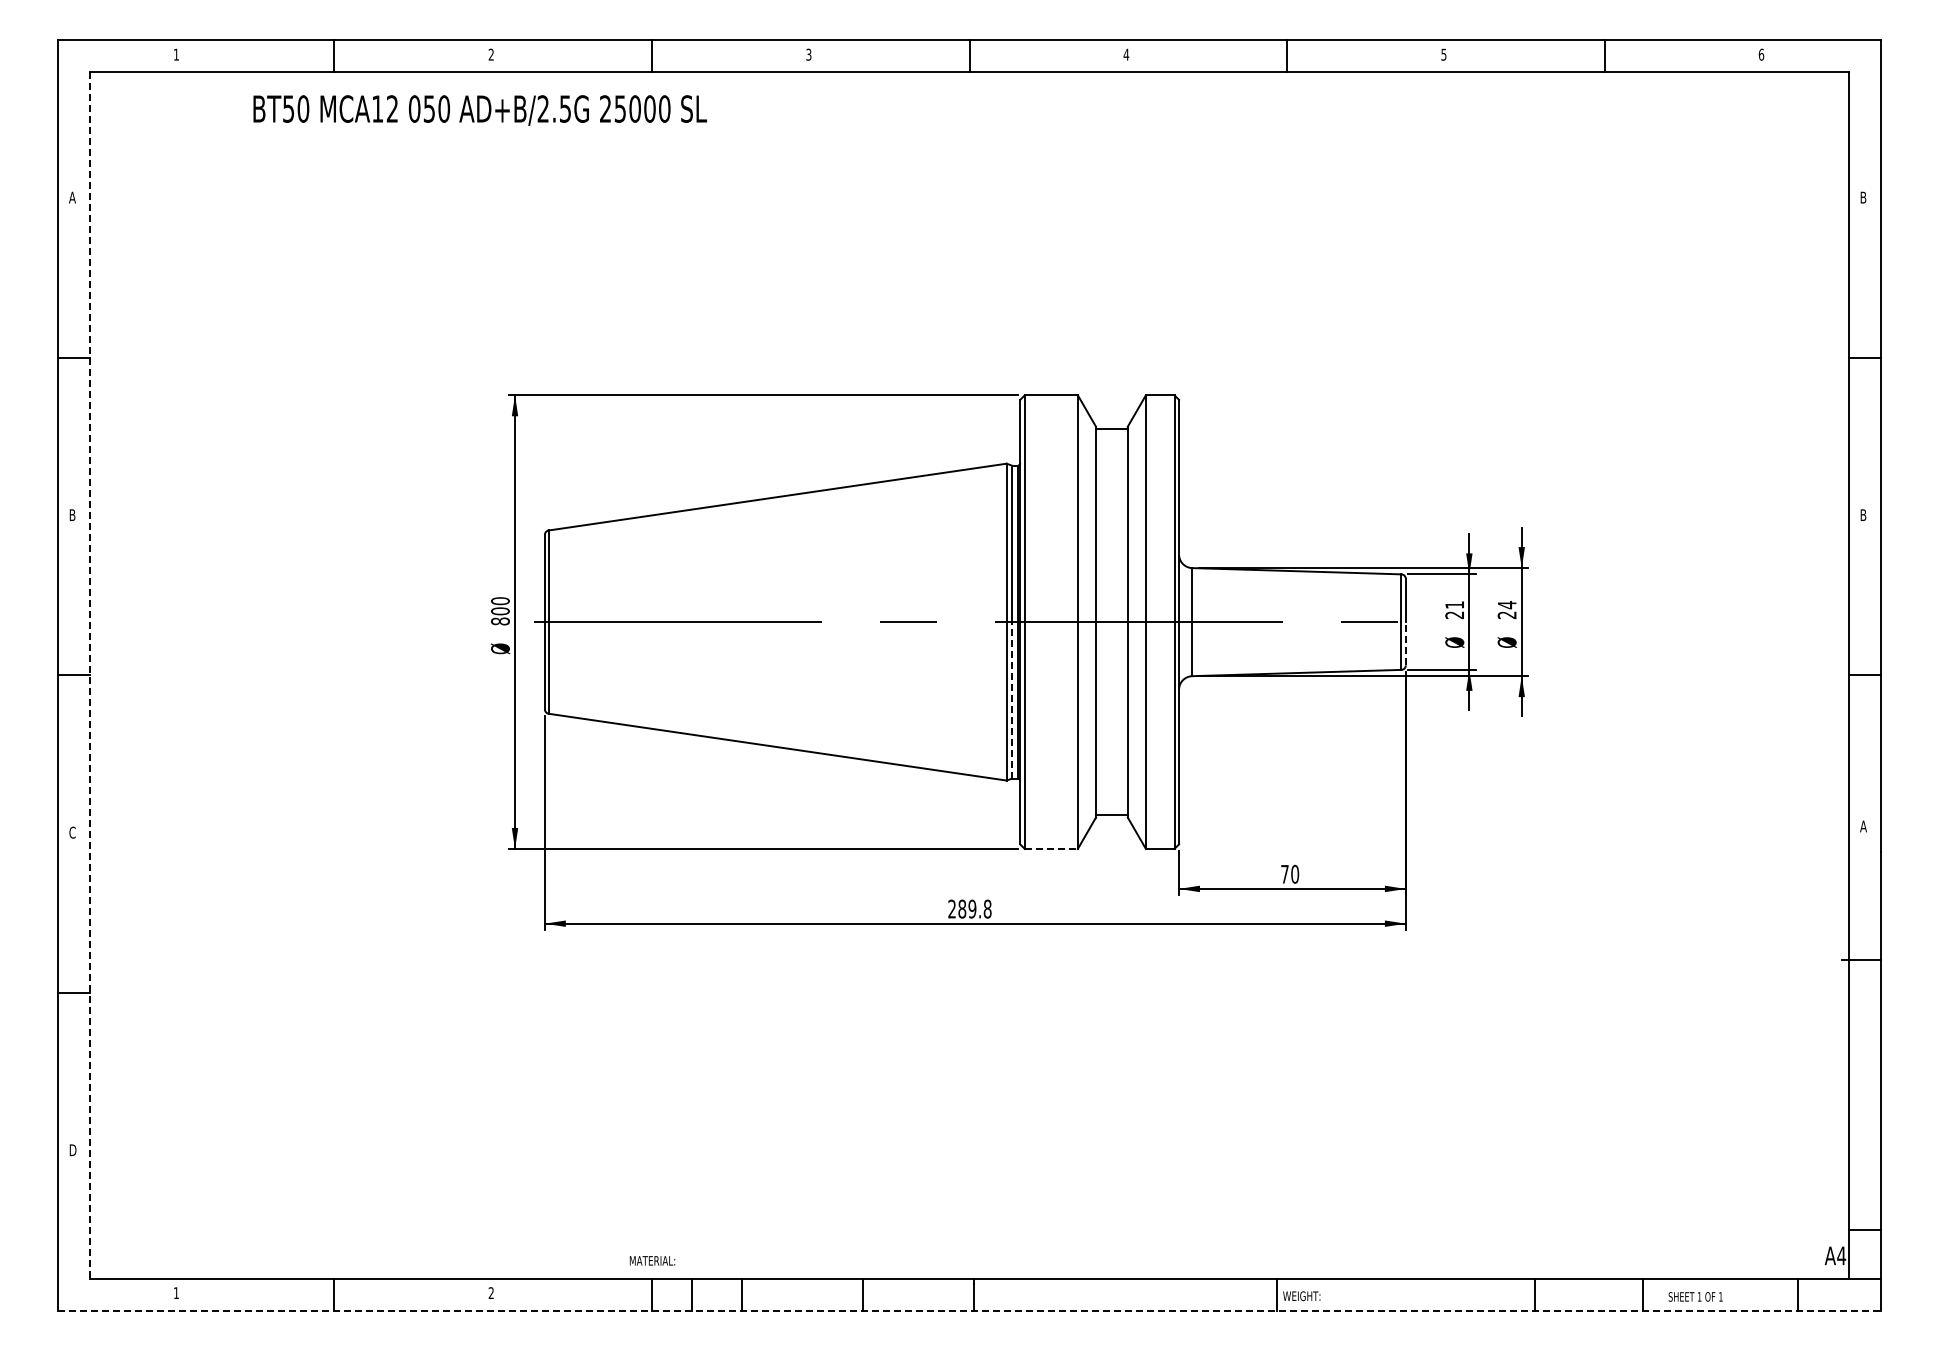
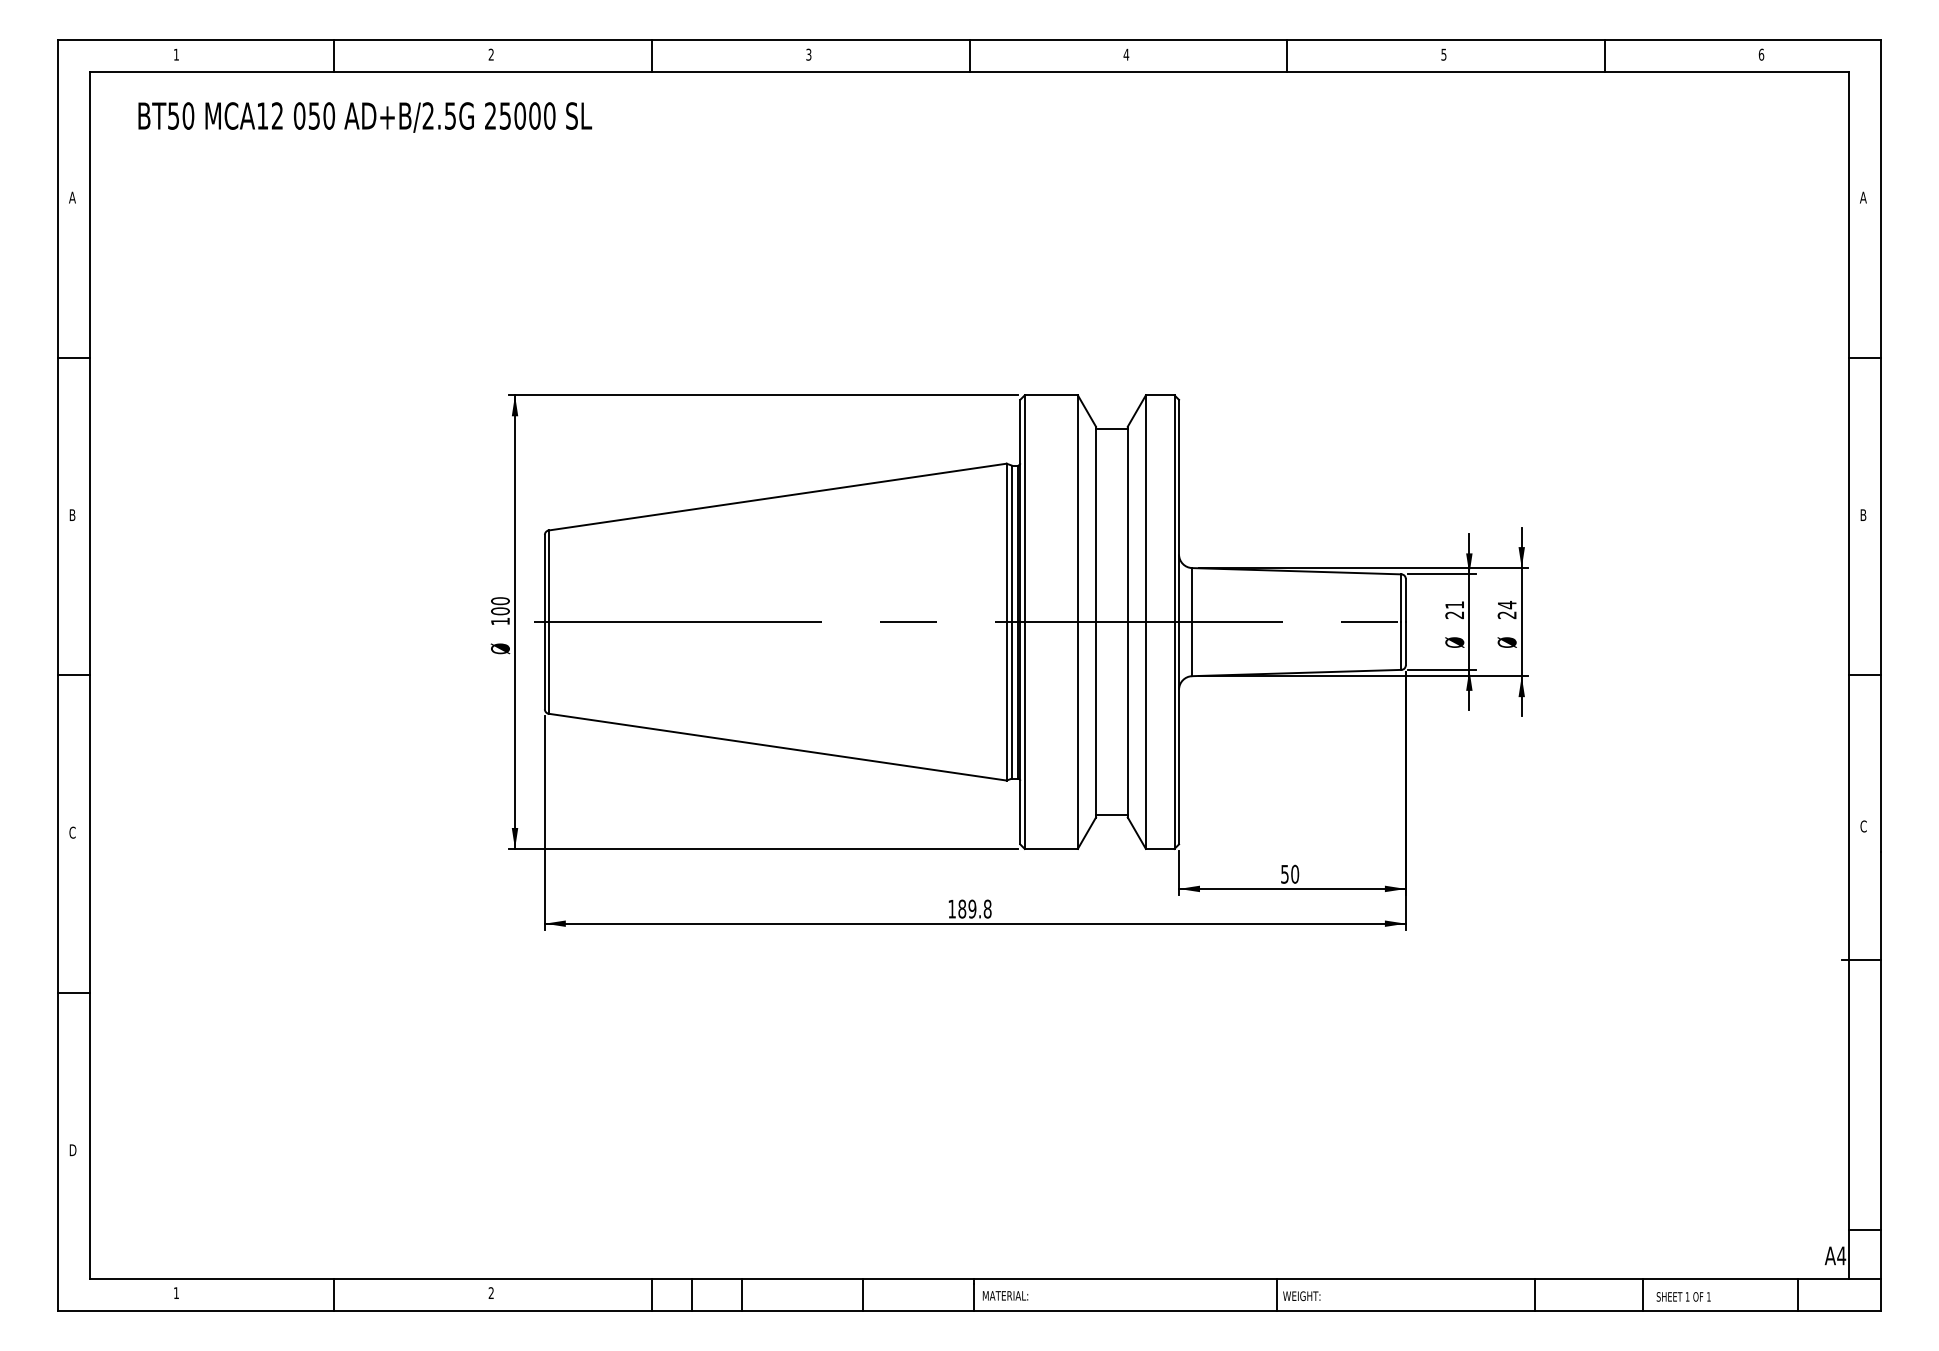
text position: (480, 110) -> (365, 117) (365, 117)
text: B -> A (1863, 197)
text: 800 -> 100 (500, 621)
line: dashed -> solid (1405, 643)
line: dashed -> solid (89, 676)
line: dashed -> solid (1011, 699)
text: A -> C (1863, 826)
line: dashed -> solid (1051, 848)
text: 70 -> 50 (1284, 874)
text: 289.8 -> 189.8 (951, 908)
text position: (652, 1260) -> (1005, 1295) (1005, 1295)
text position: (1695, 1296) -> (1683, 1296) (1683, 1296)
line: dashed -> solid (969, 1310)
